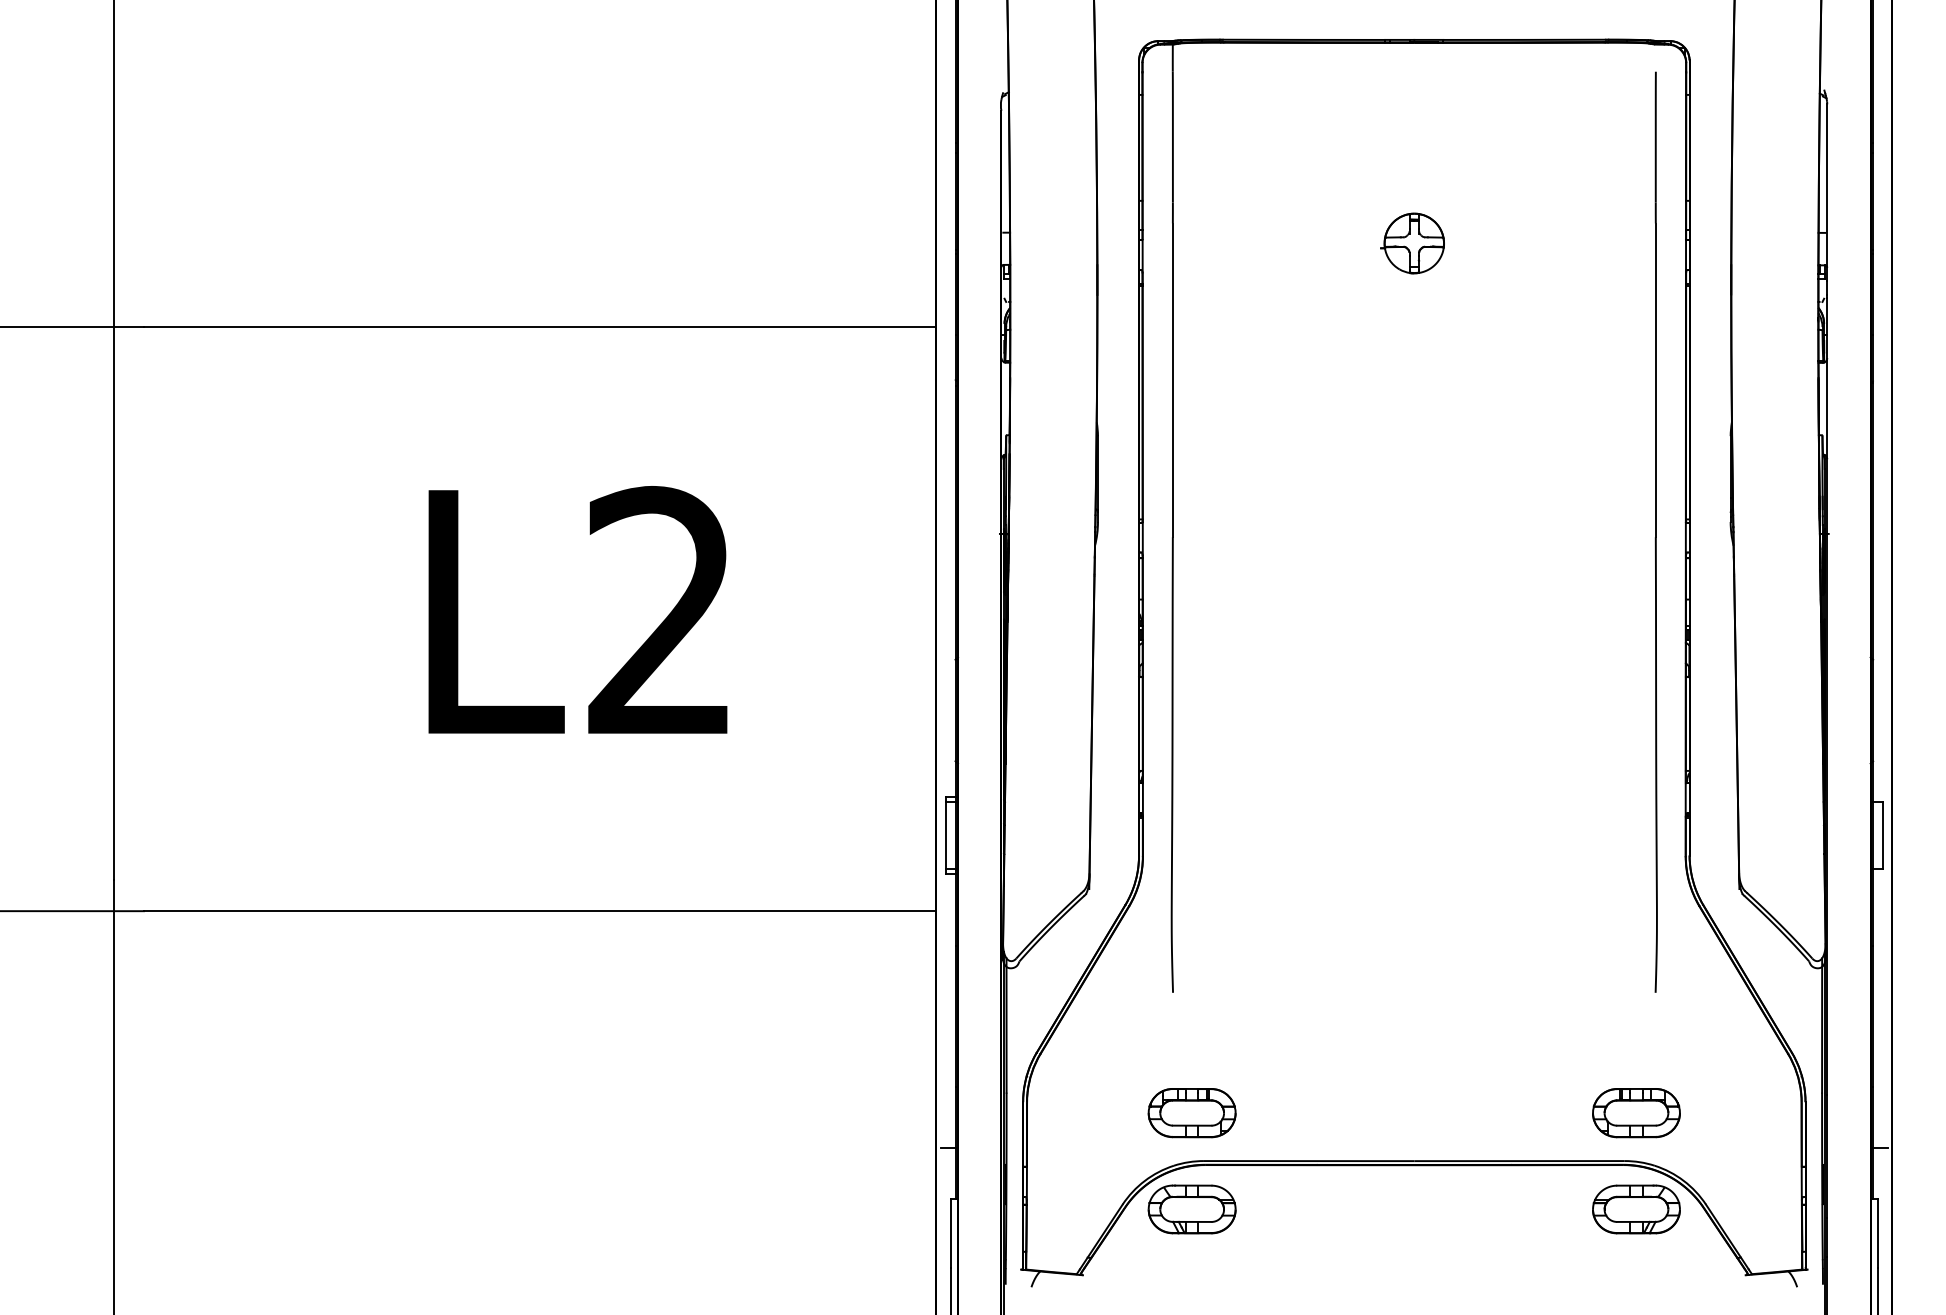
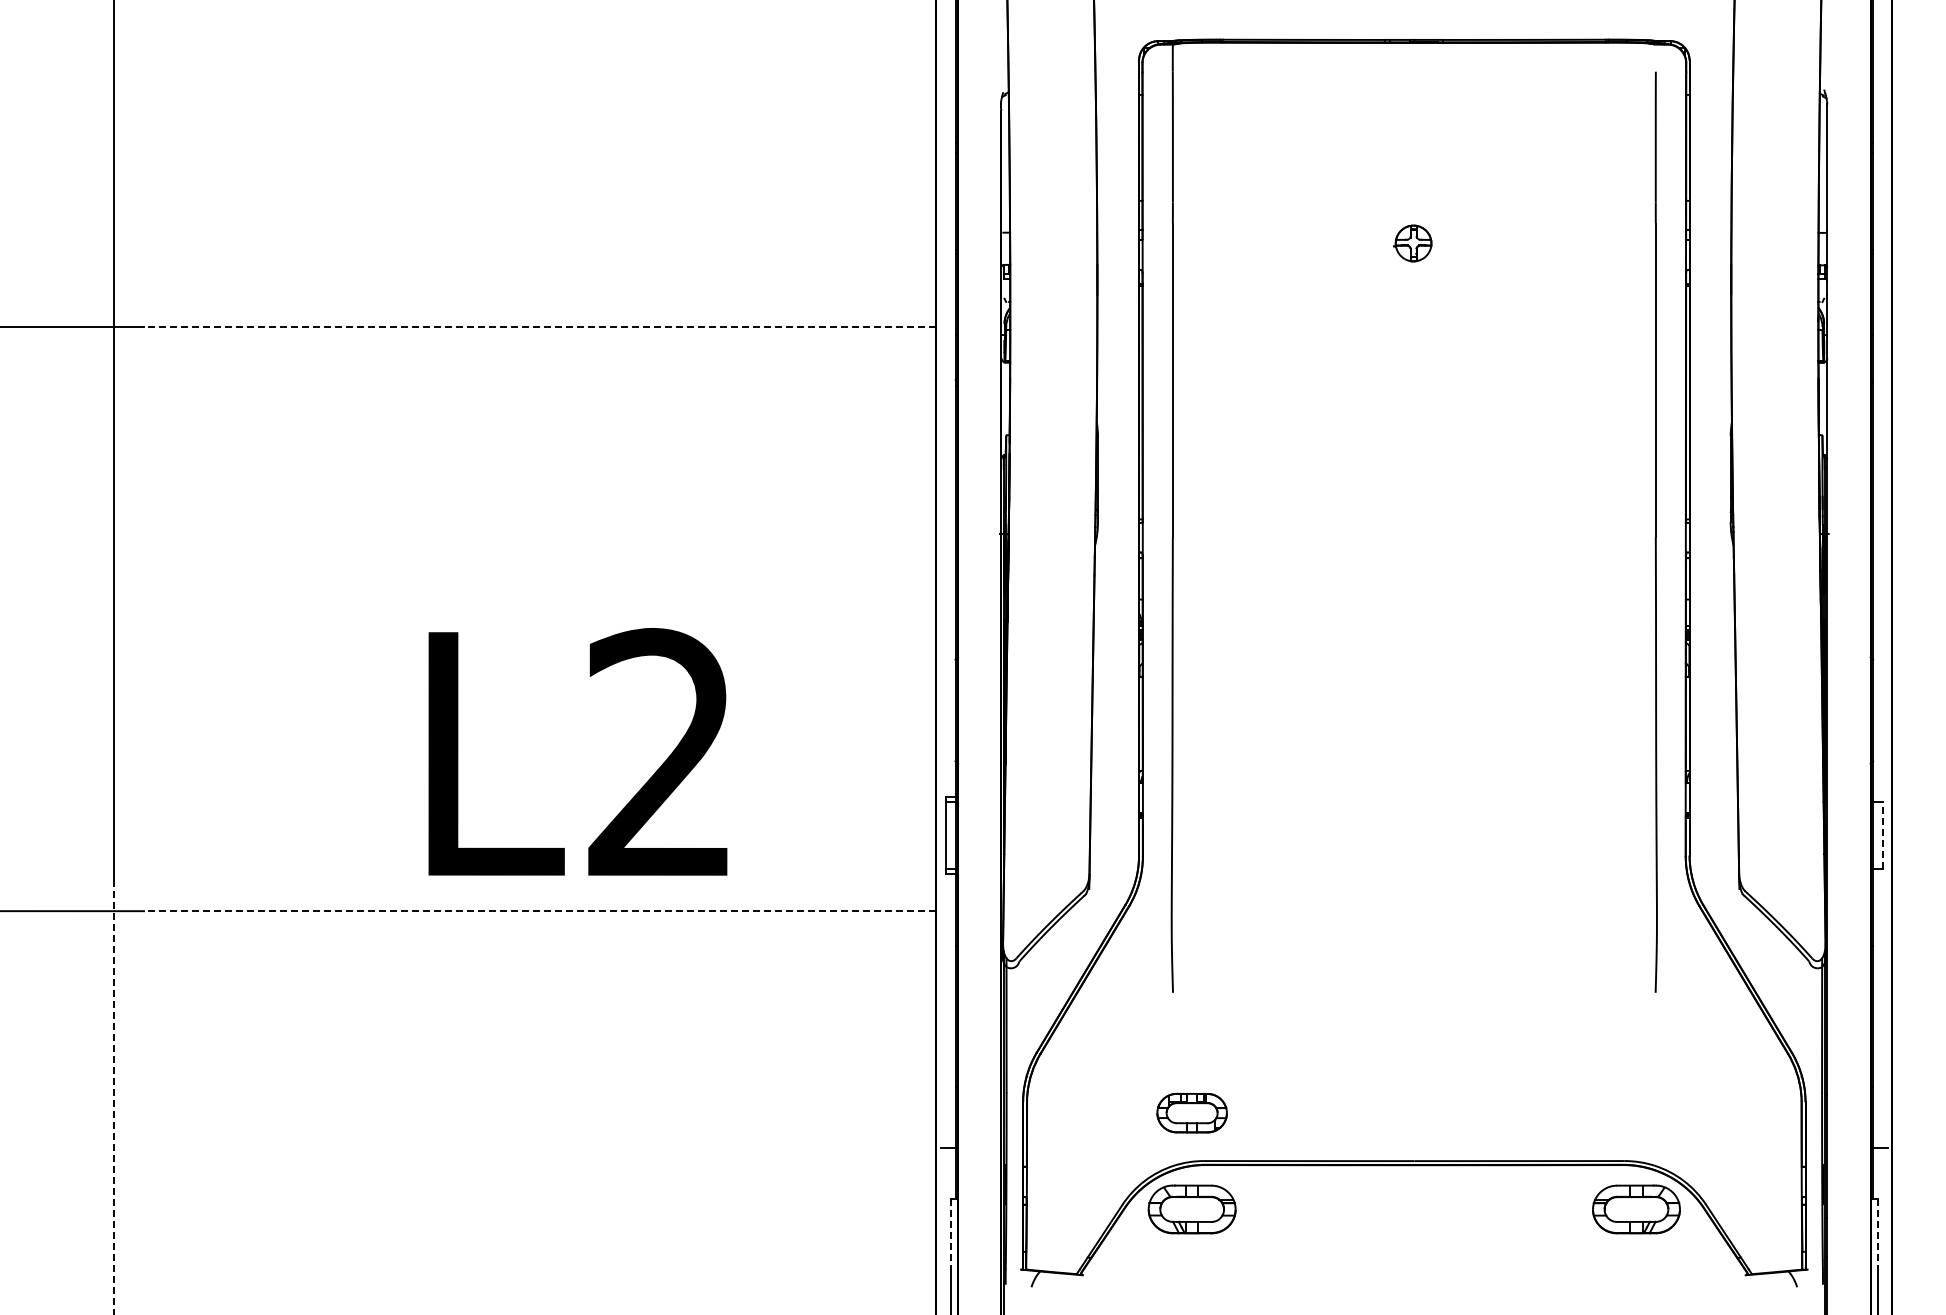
part size: 65x63 px -> 40x39 px (1412, 243)
line: solid -> dashed (539, 327)
text position: (577, 609) -> (577, 751) (577, 751)
line: solid -> dashed (1882, 835)
line: solid -> dashed (539, 911)
line: solid -> dashed (113, 1097)
part size: 90x51 px -> 72x42 px (1191, 1112)
part: present -> none (1636, 1113)
line: solid -> dashed (950, 1233)
line: solid -> dashed (1877, 1234)
